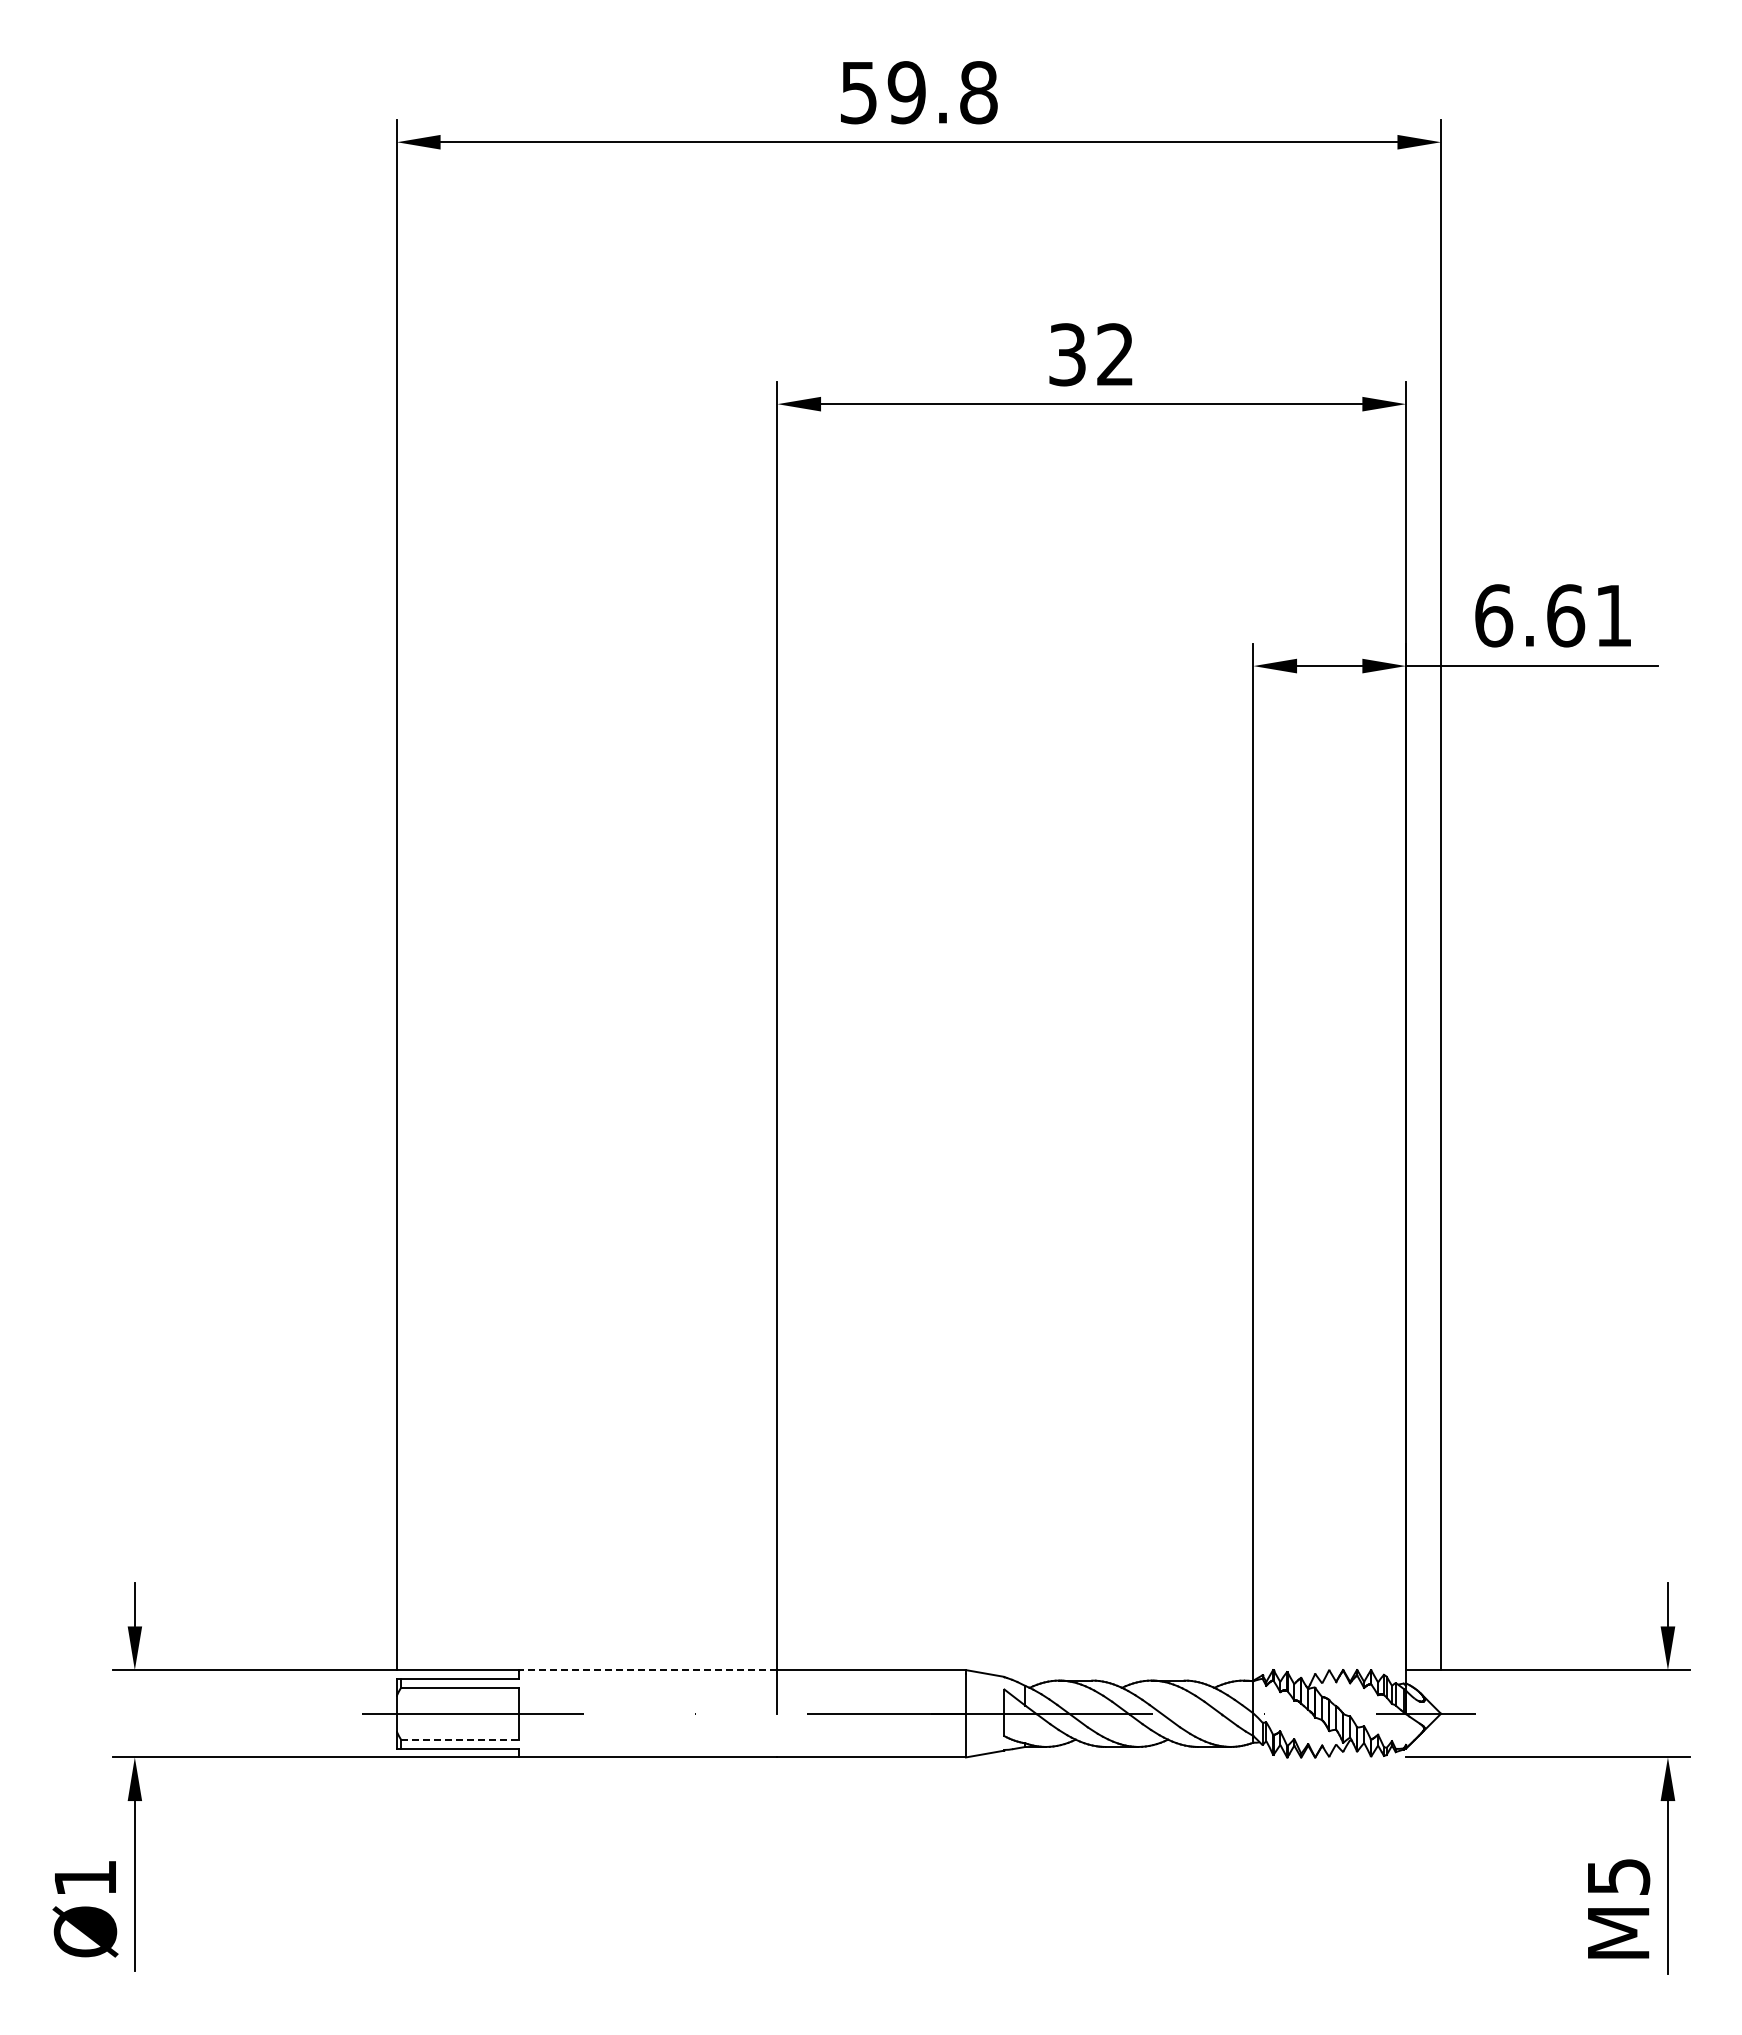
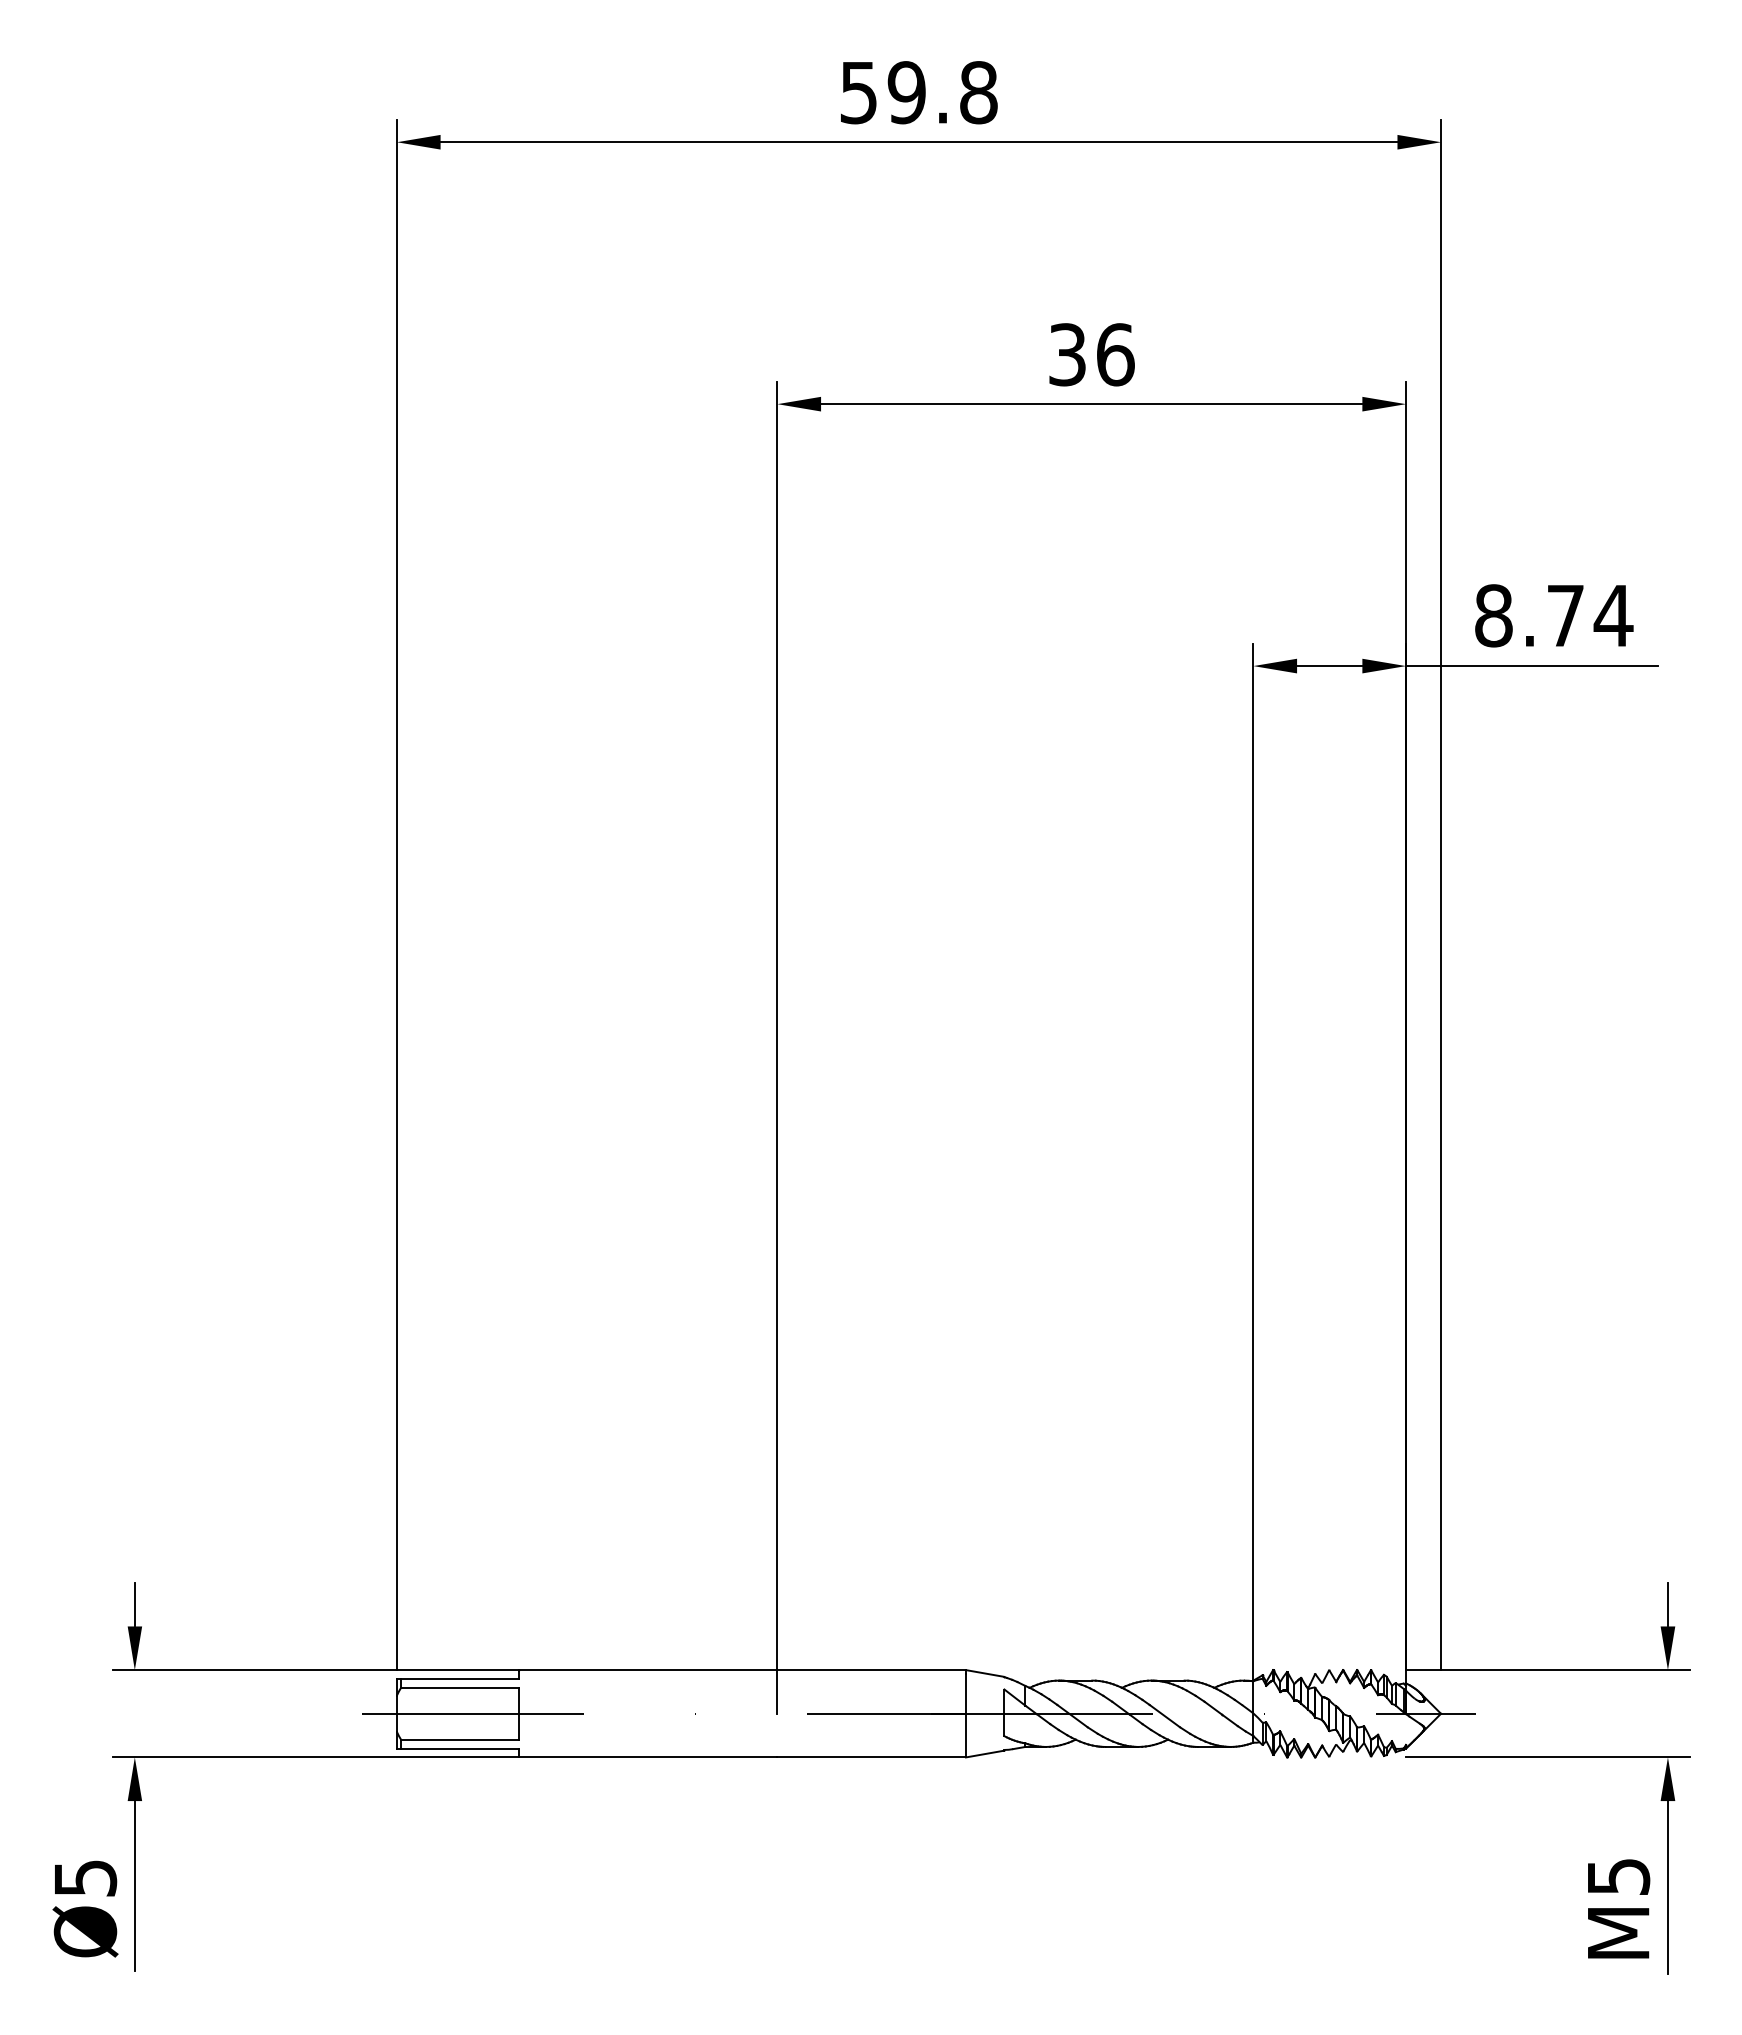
text: 32 -> 36 (1115, 354)
text: 6.61 -> 8.74 (1554, 615)
line: dashed -> solid (647, 1670)
line: dashed -> solid (460, 1739)
text: Ø1 -> Ø5 (86, 1878)
